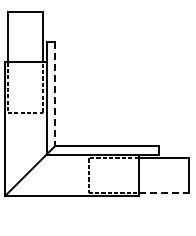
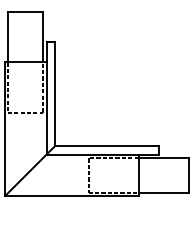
line: dashed -> solid (55, 94)
line: dashed -> solid (164, 193)
